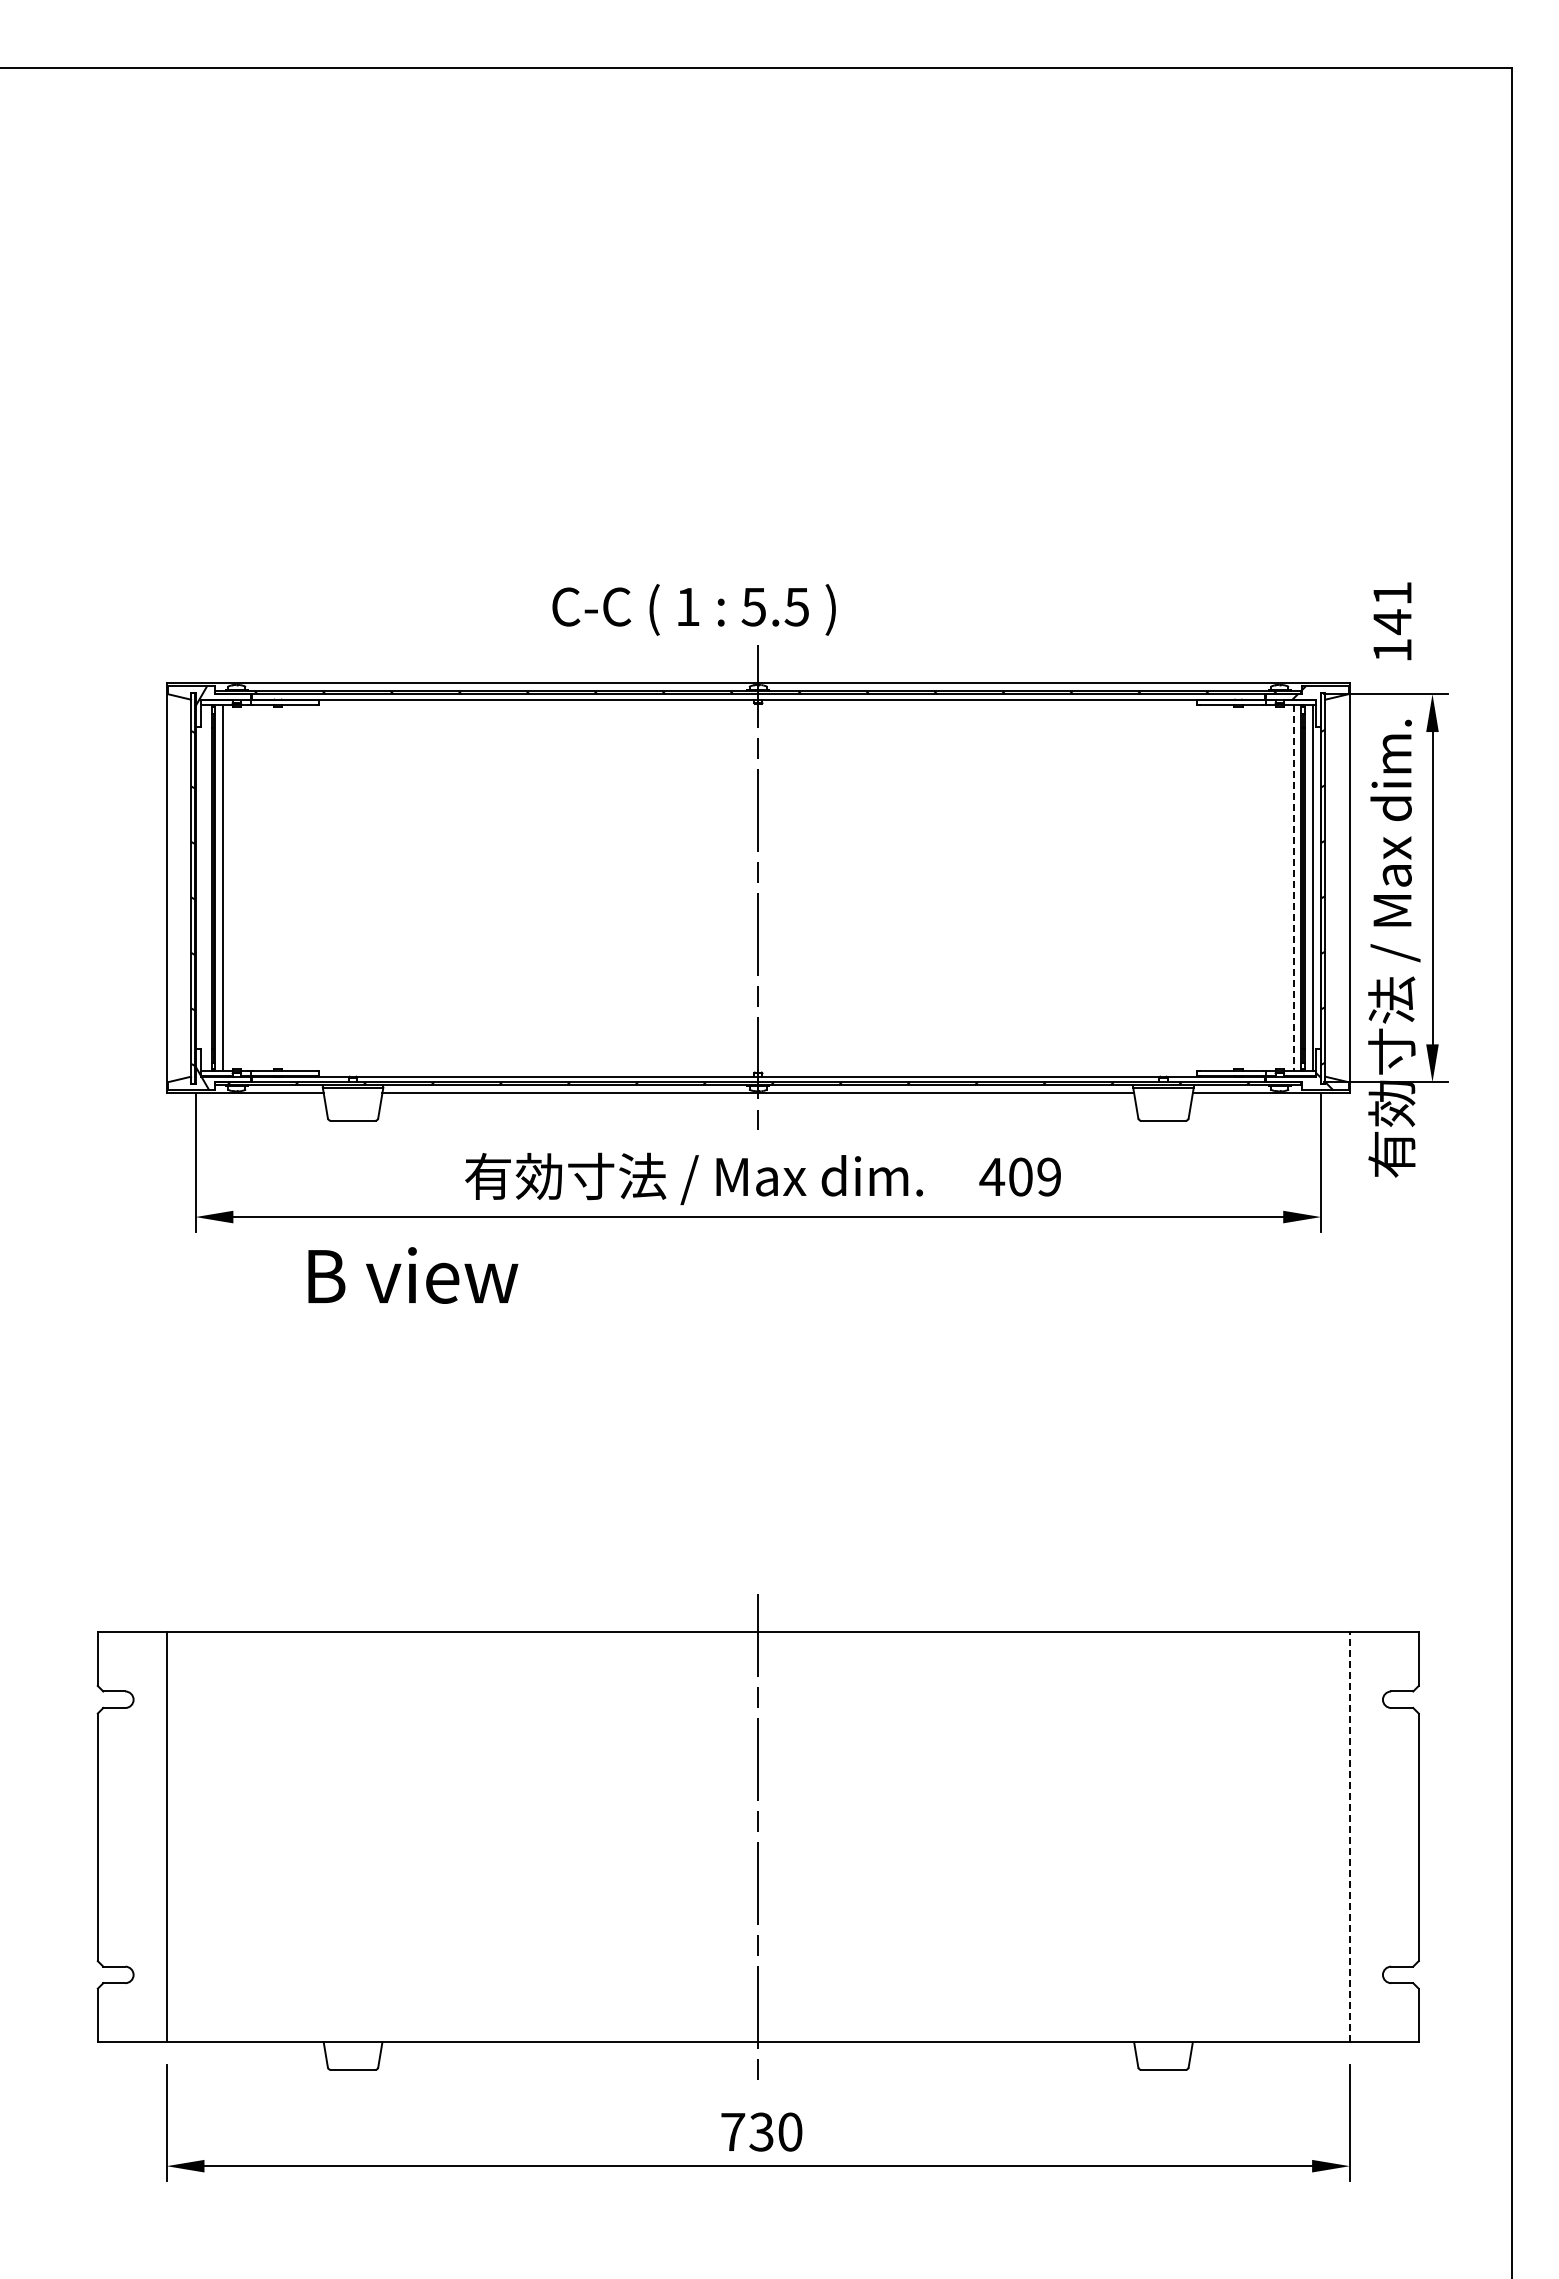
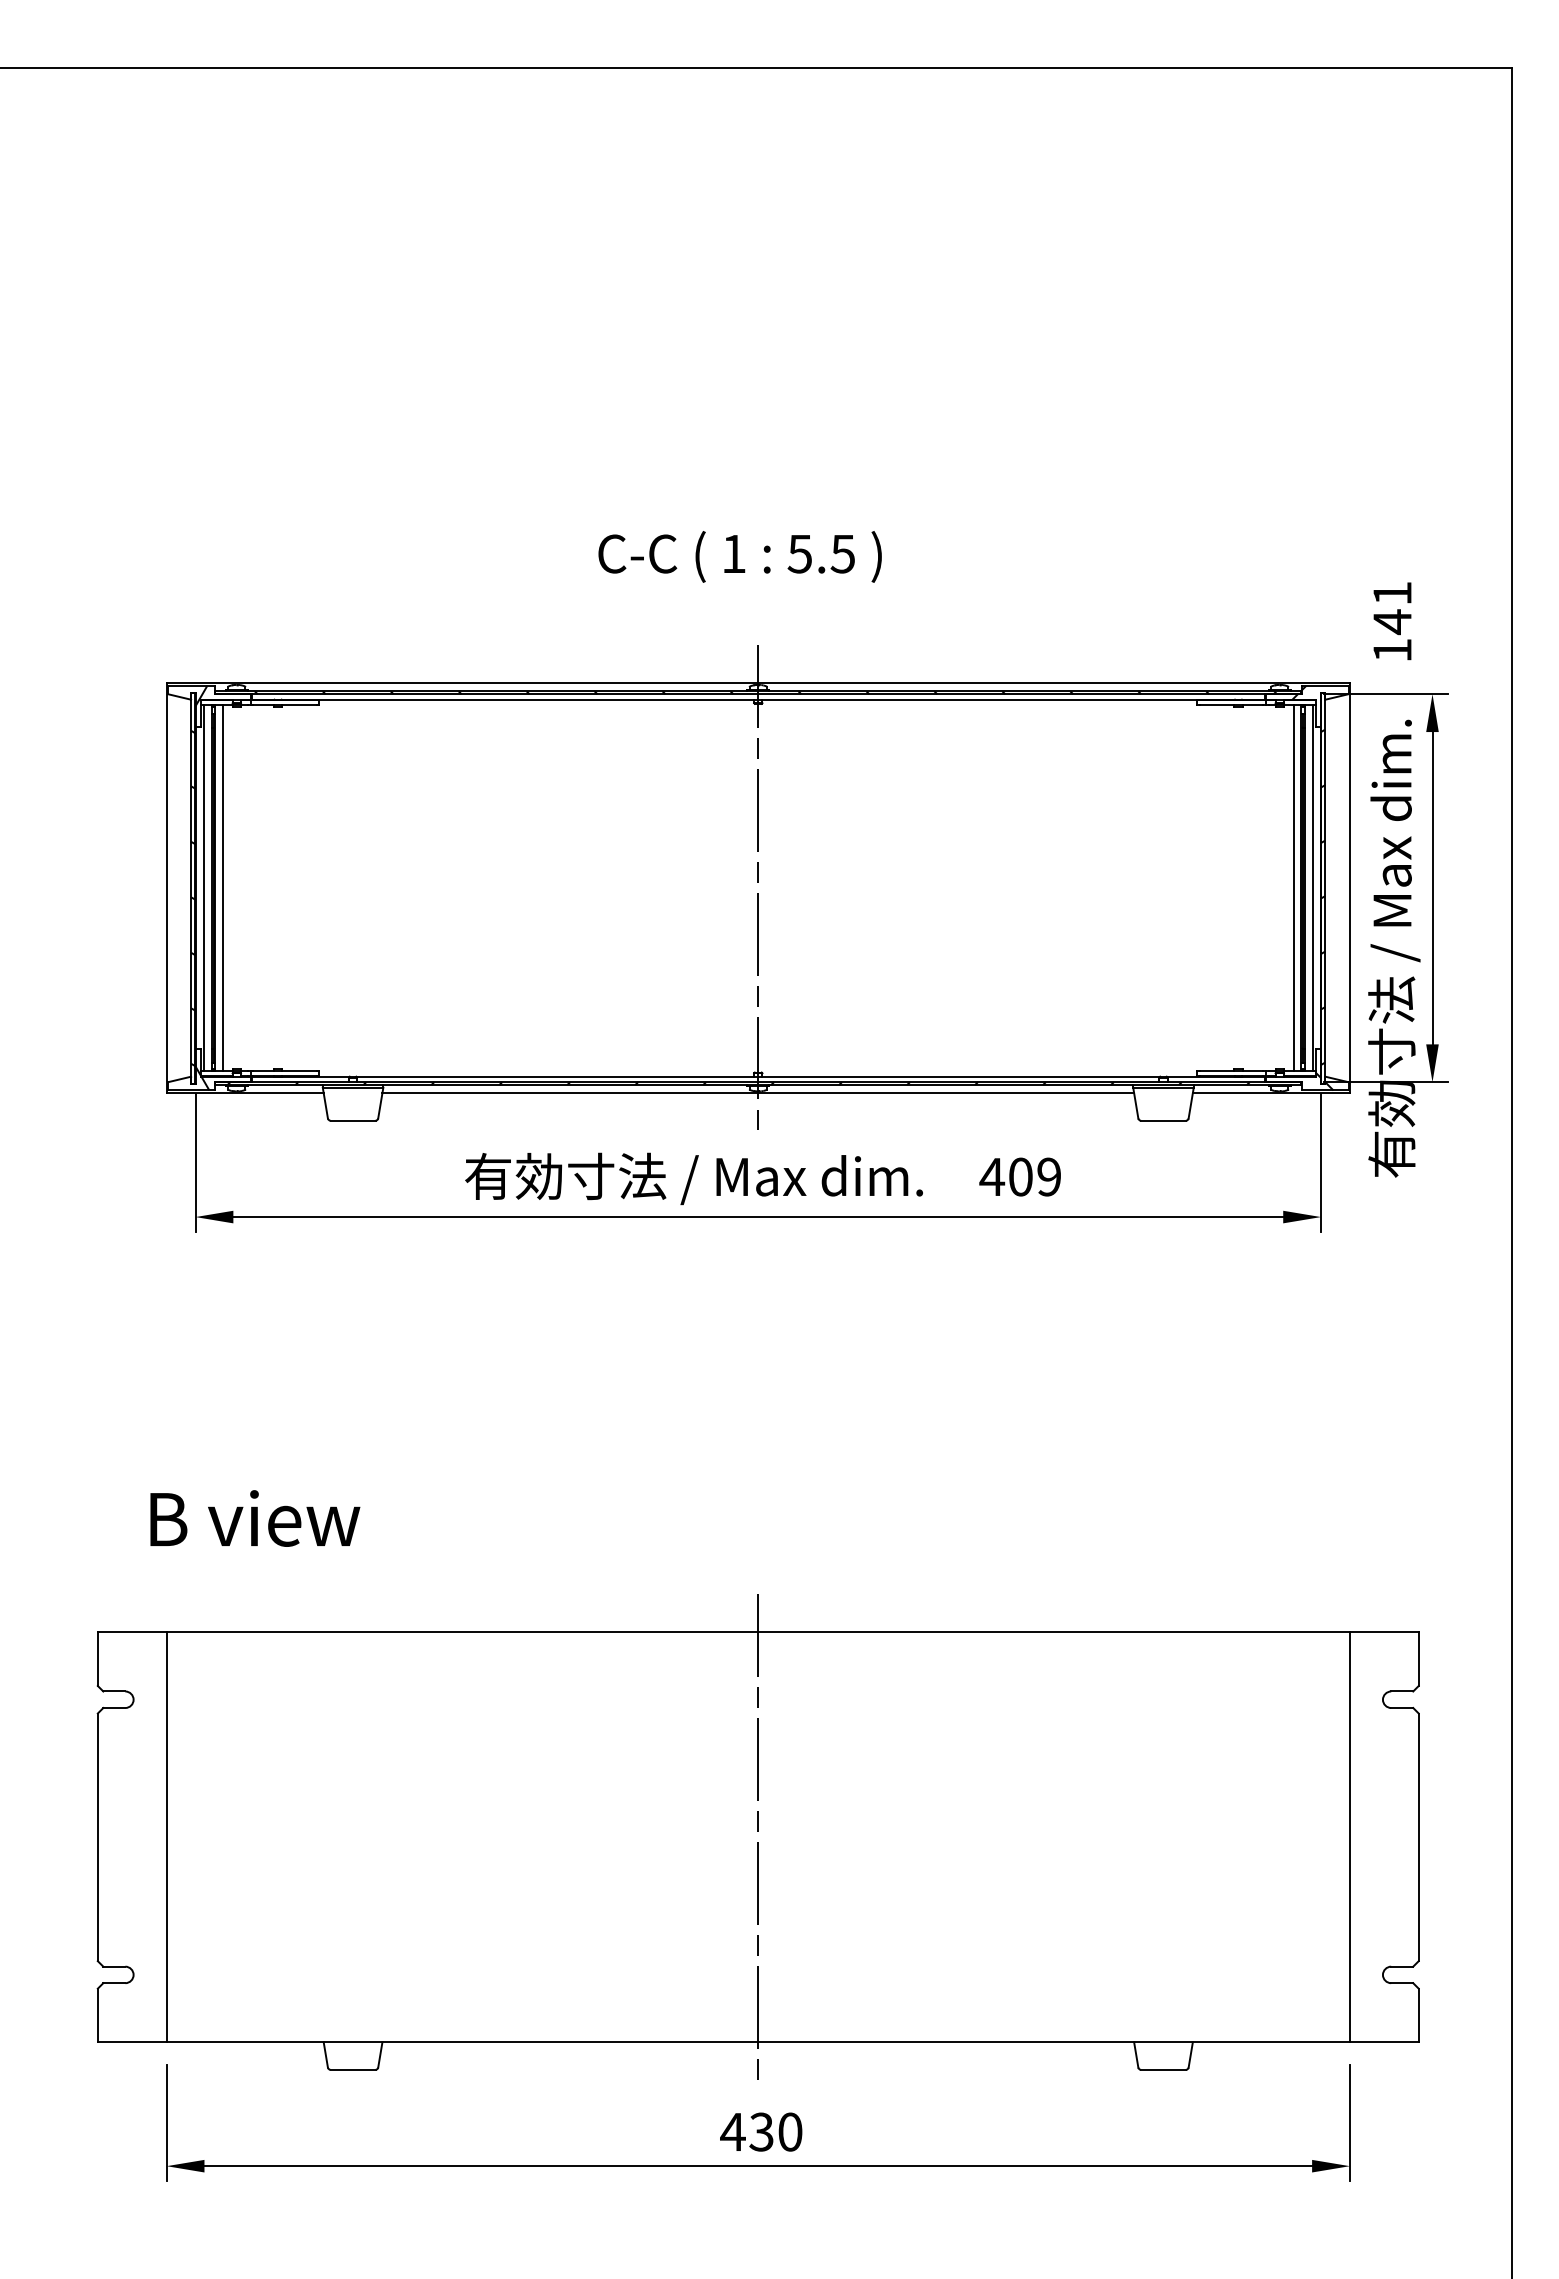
text position: (693, 609) -> (739, 556) (739, 556)
line: none -> present (203, 887)
line: dashed -> solid (1293, 888)
text position: (413, 1275) -> (255, 1518) (255, 1518)
line: dashed -> solid (1349, 1836)
text: 730 -> 430 (732, 2131)
